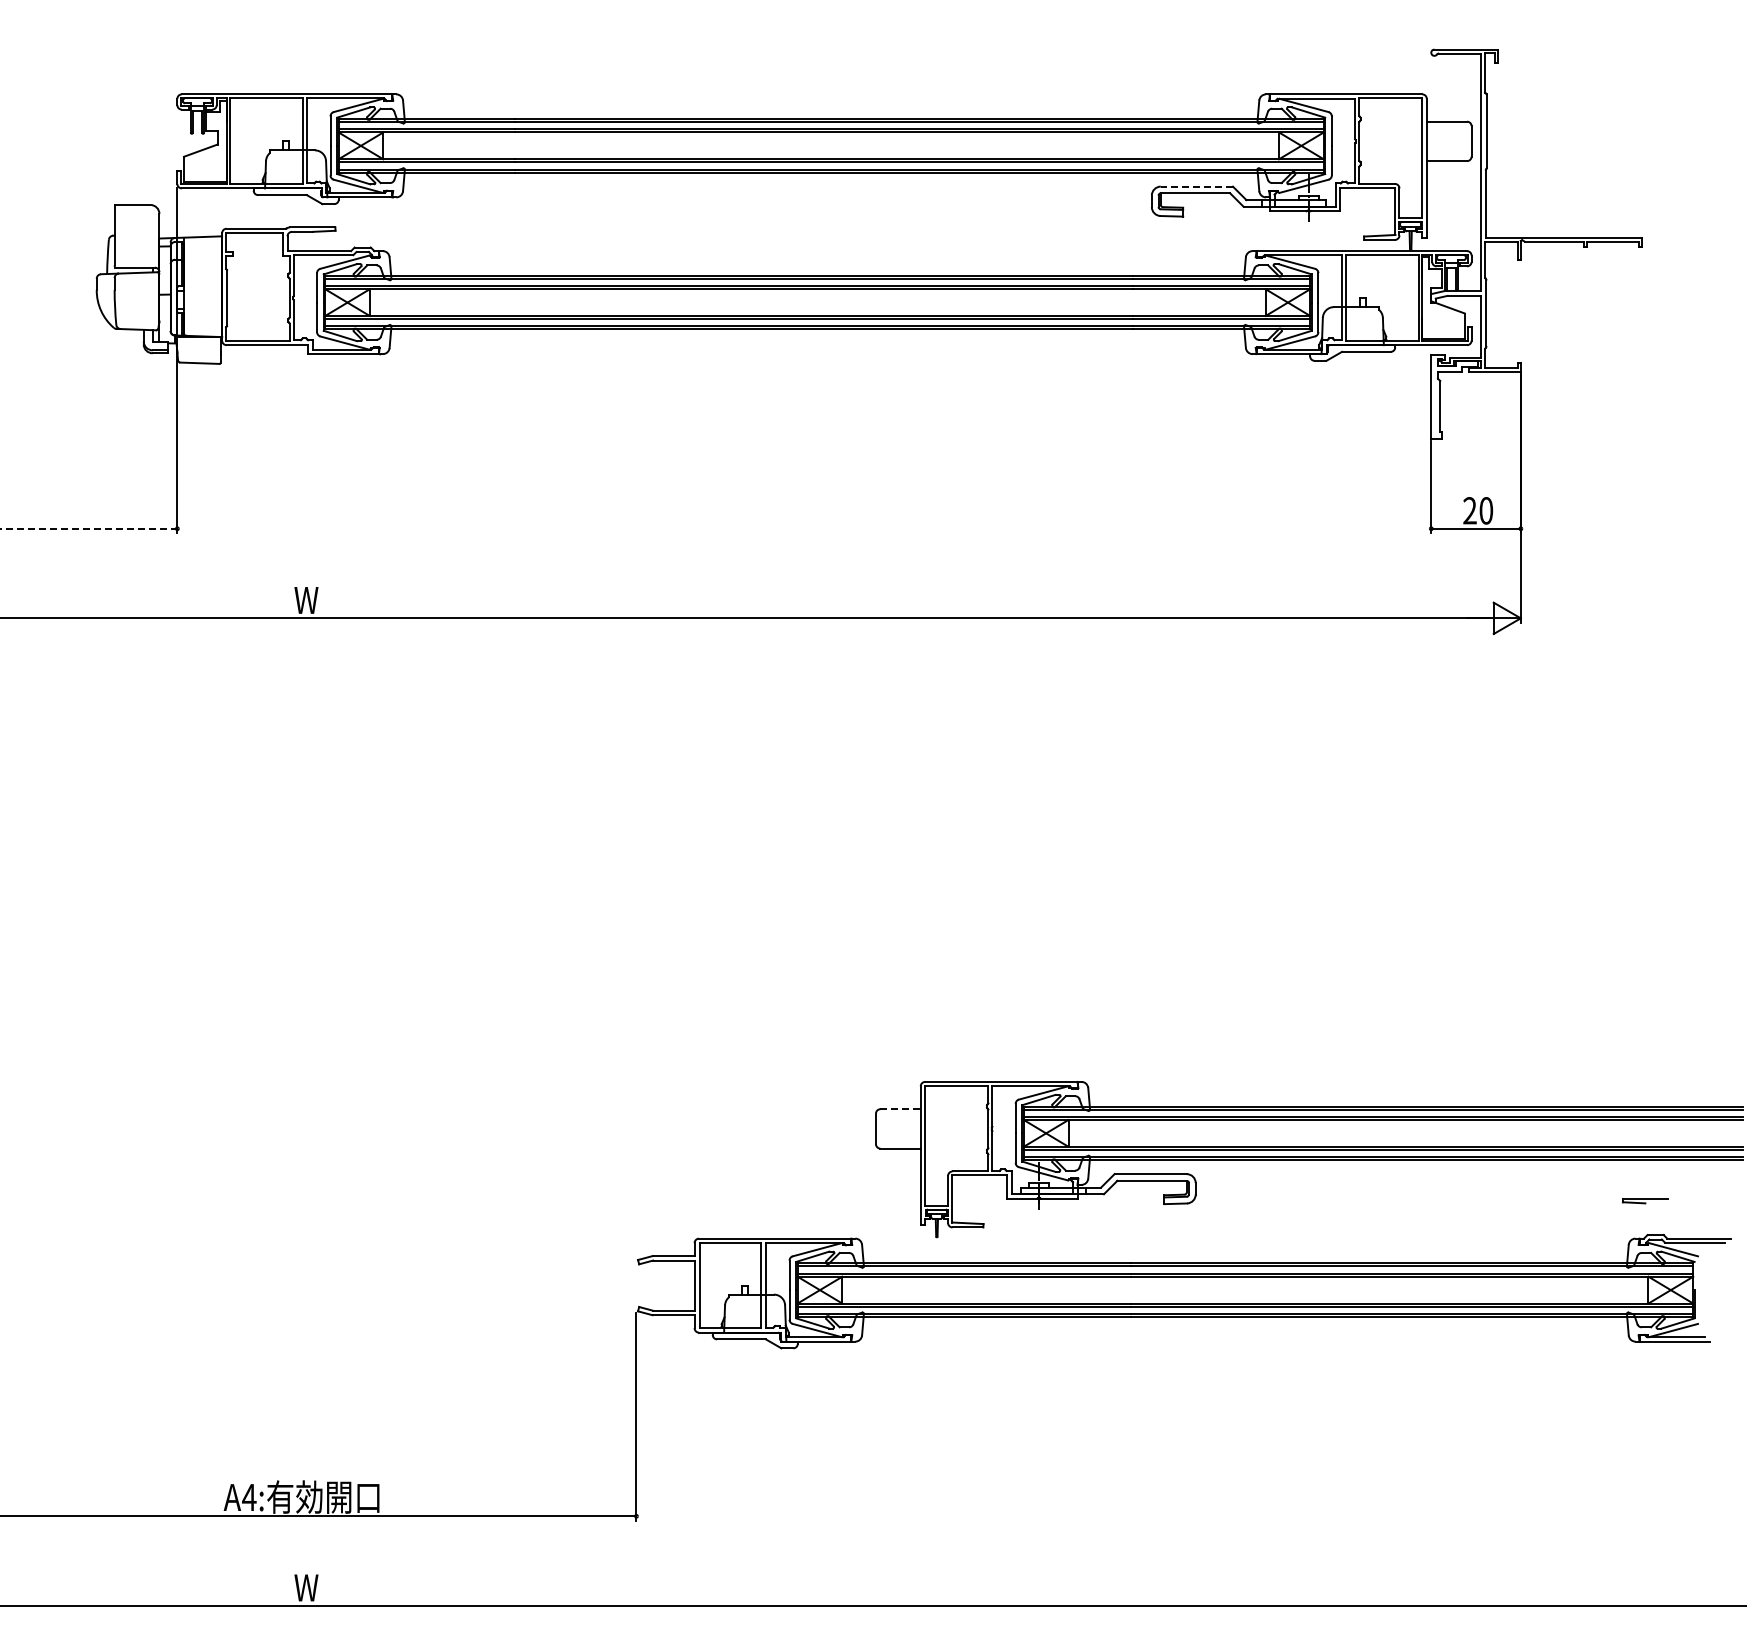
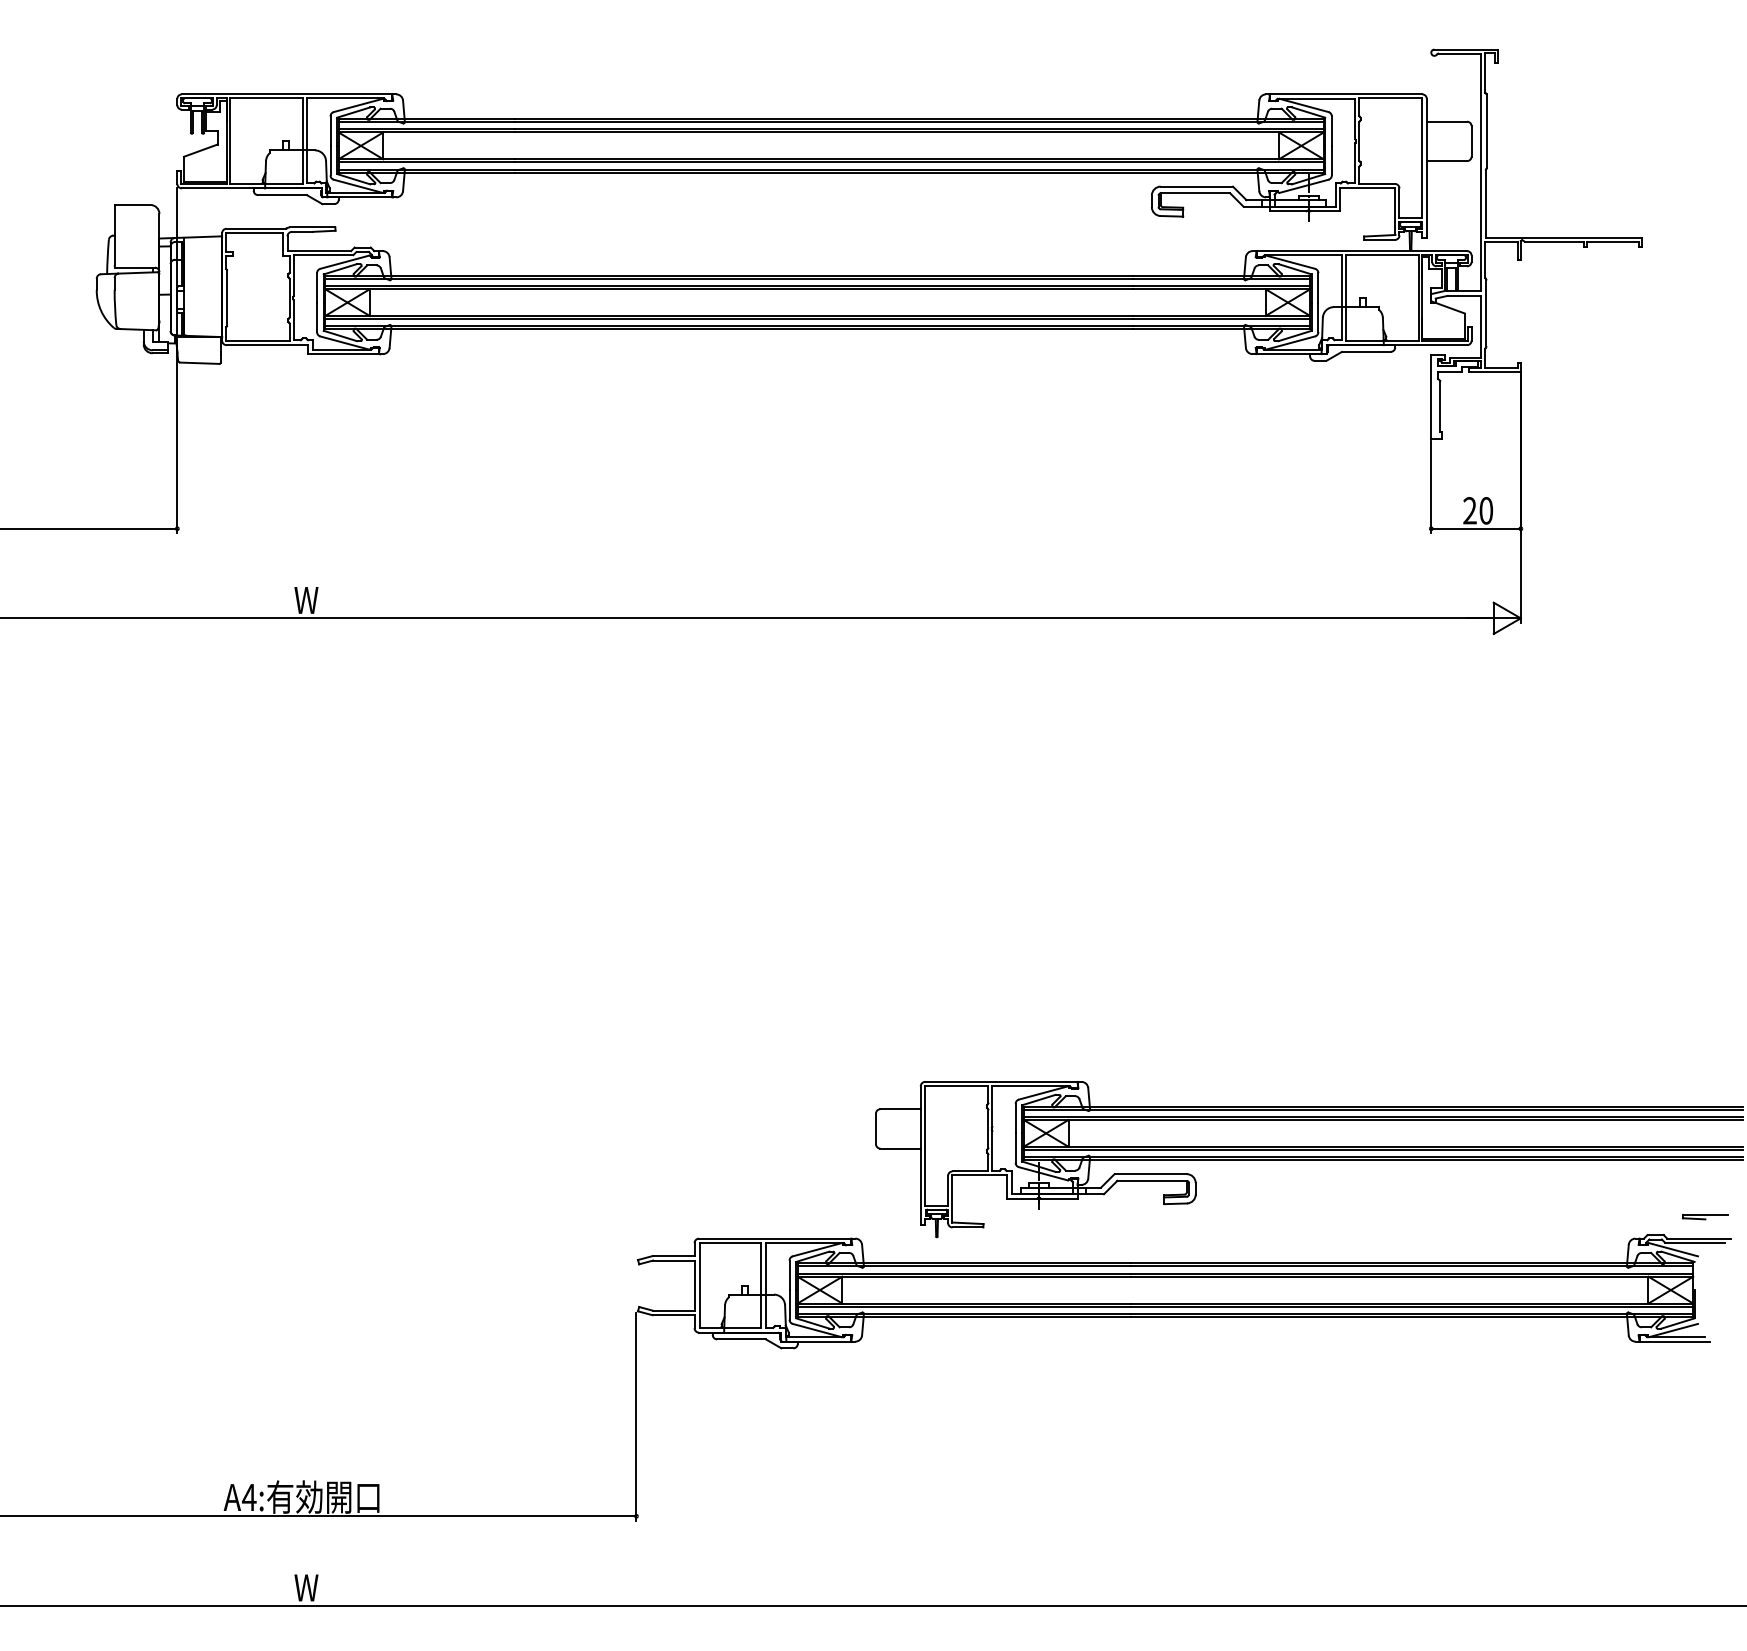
line: dashed -> solid (1196, 186)
line: dashed -> solid (89, 528)
line: dashed -> solid (901, 1109)
part position: (1645, 1201) -> (1705, 1217) (1705, 1217)
